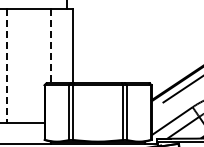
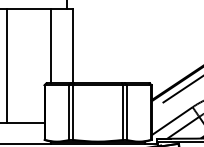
line: dashed -> solid (50, 46)
line: dashed -> solid (7, 66)
